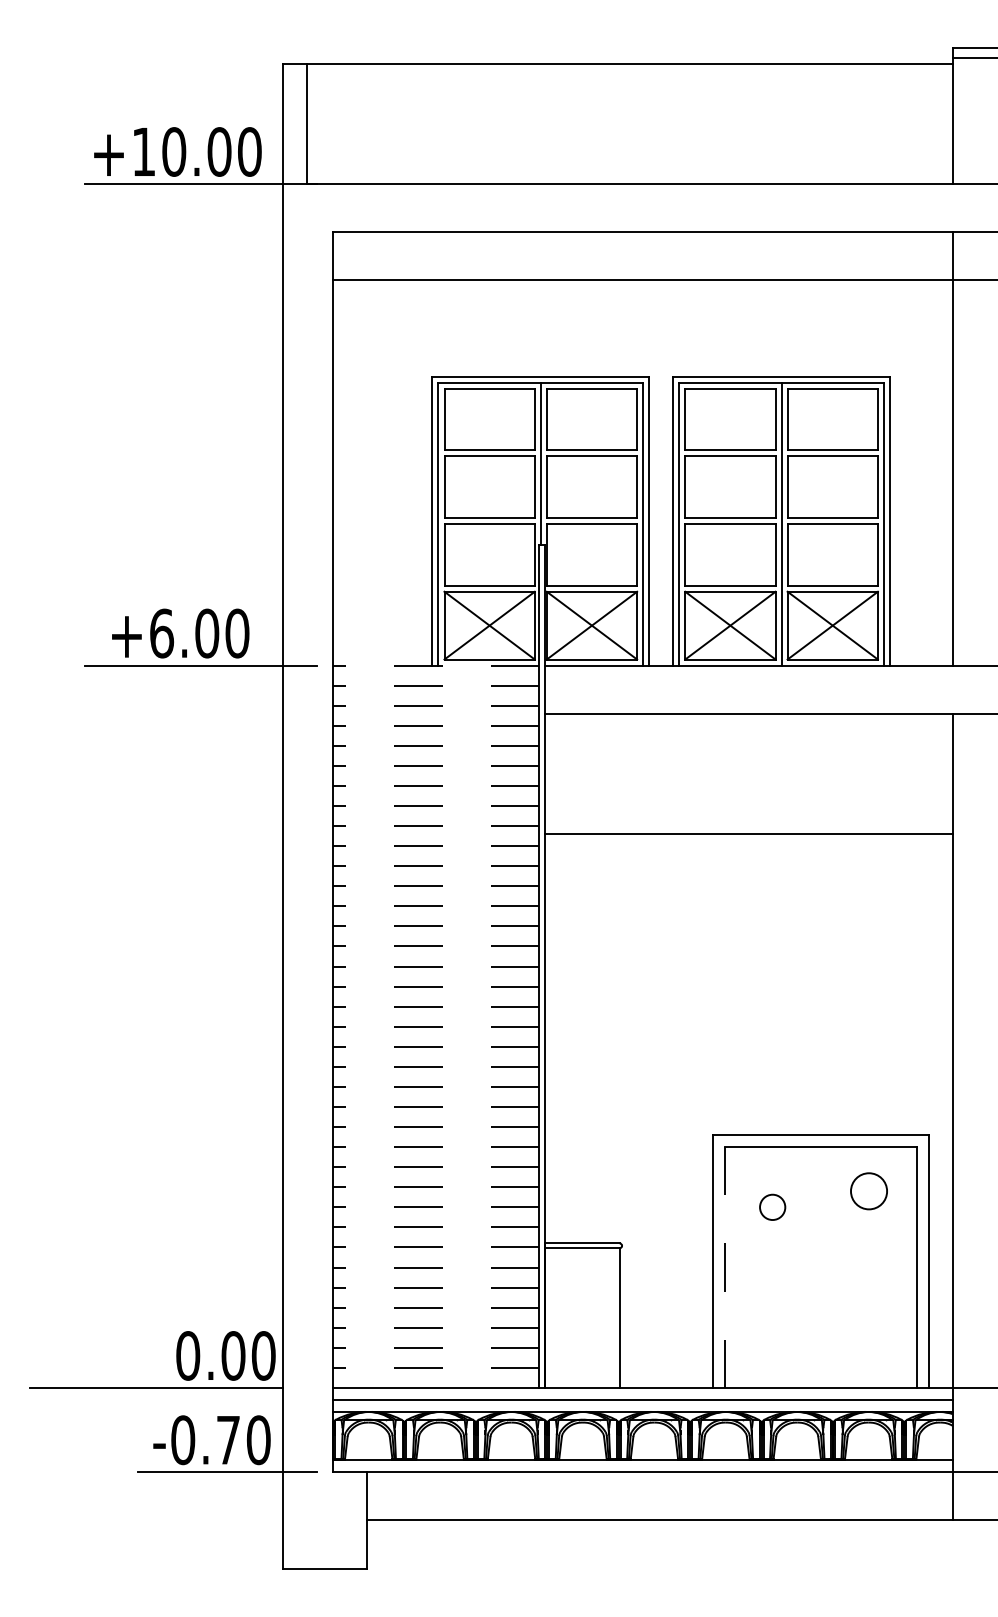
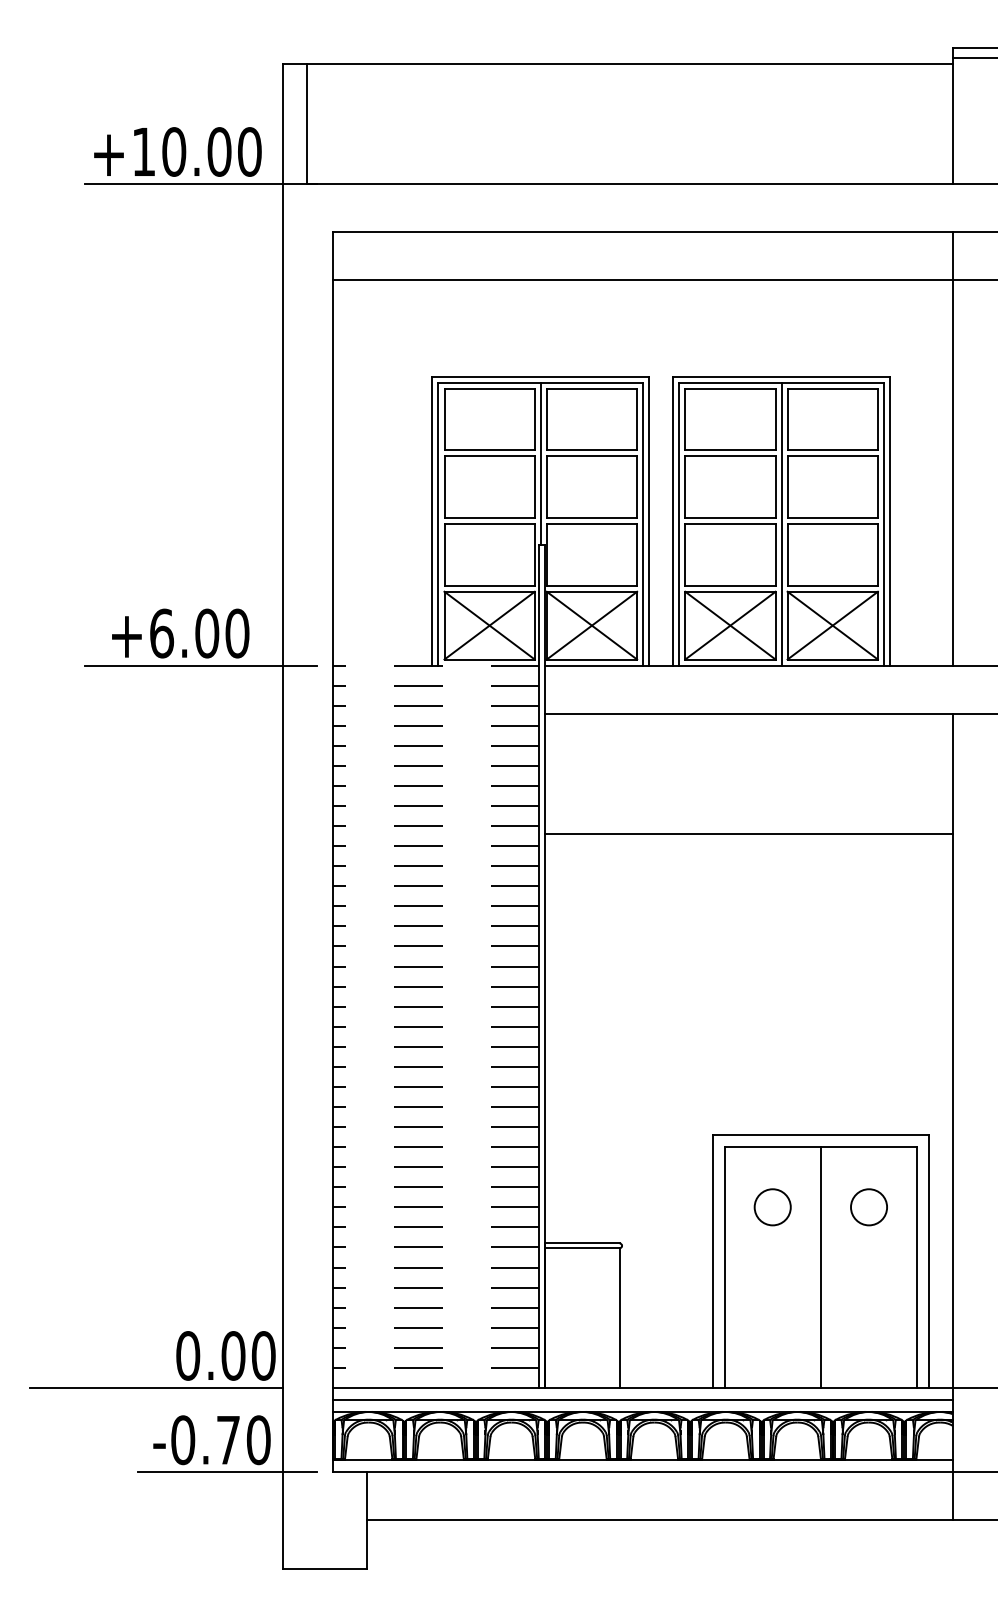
circle position: (868, 1191) -> (868, 1207) (868, 1207)
circle size: 28x28 px -> 39x39 px (772, 1207)
line: dashed -> solid (724, 1267)
line: none -> present (820, 1267)
